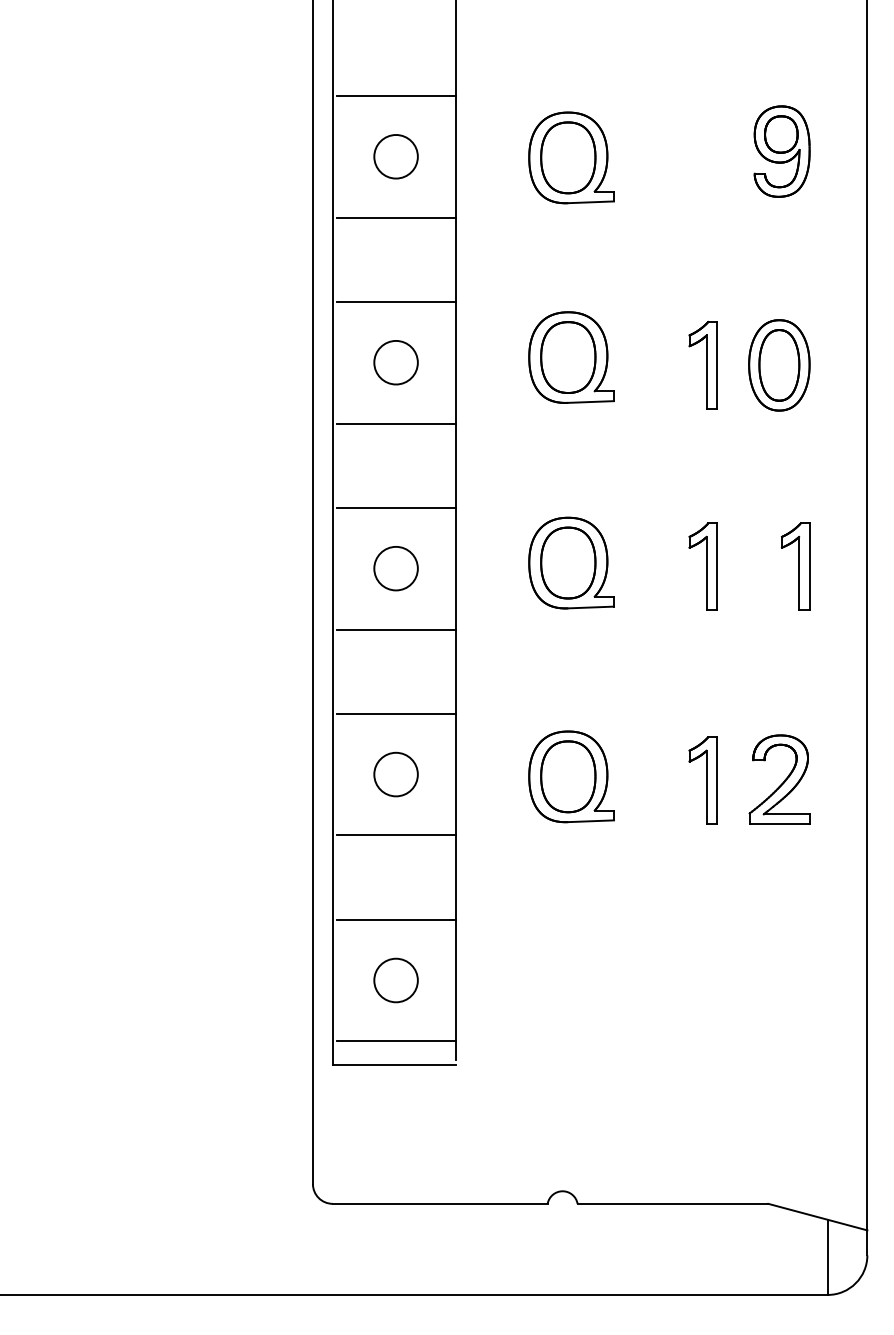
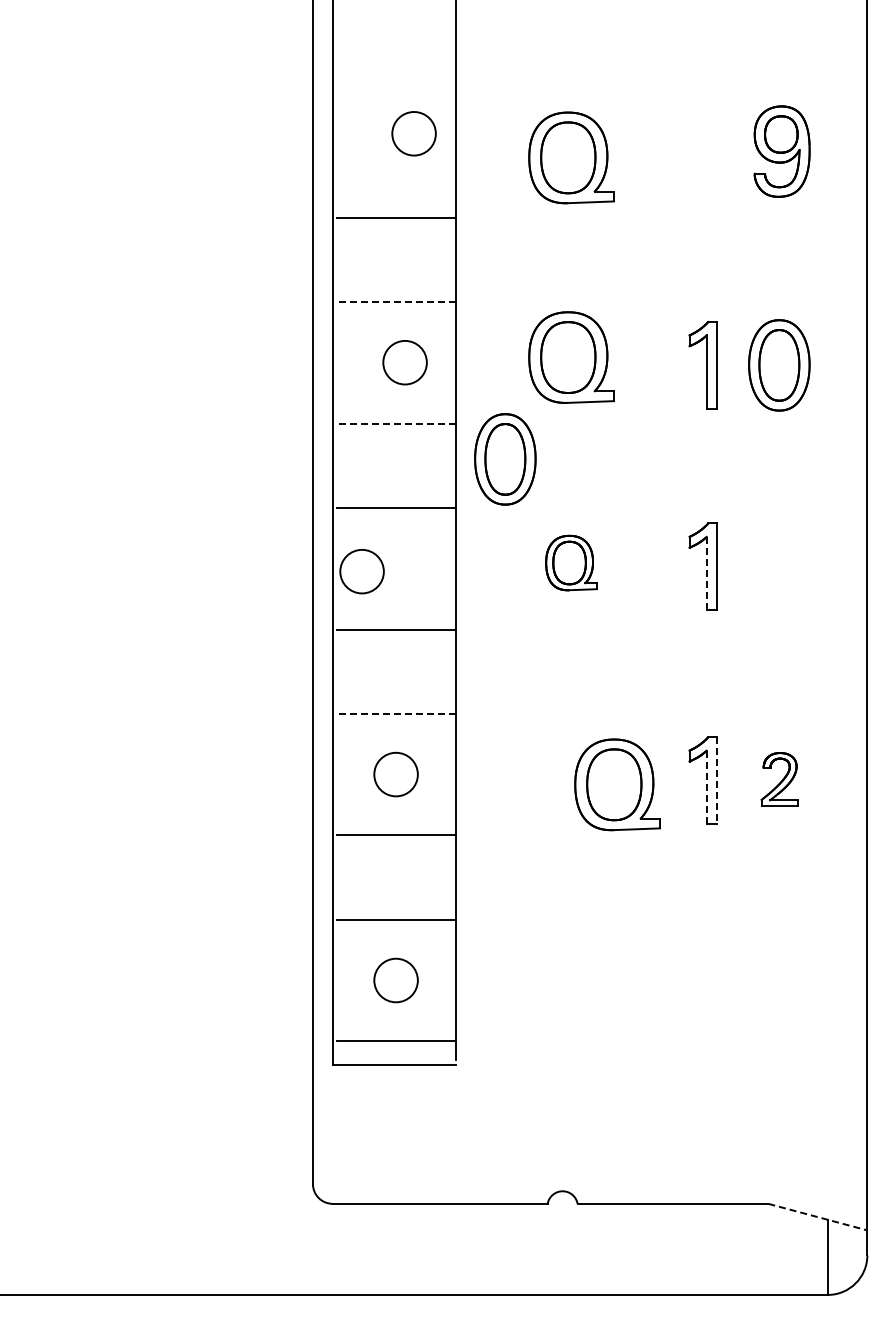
line: present -> none (395, 95)
circle position: (395, 156) -> (413, 133) (413, 133)
line: solid -> dashed (395, 301)
circle position: (395, 362) -> (404, 362) (404, 362)
line: solid -> dashed (395, 423)
part: none -> present (505, 459)
part size: 87x94 px -> 53x58 px (571, 562)
part: present -> none (795, 566)
circle position: (395, 568) -> (361, 571) (361, 571)
line: solid -> dashed (706, 573)
line: solid -> dashed (395, 713)
part position: (571, 776) -> (617, 784) (617, 784)
part size: 63x91 px -> 39x55 px (779, 779)
line: solid -> dashed (717, 781)
line: solid -> dashed (706, 787)
line: solid -> dashed (818, 1217)
